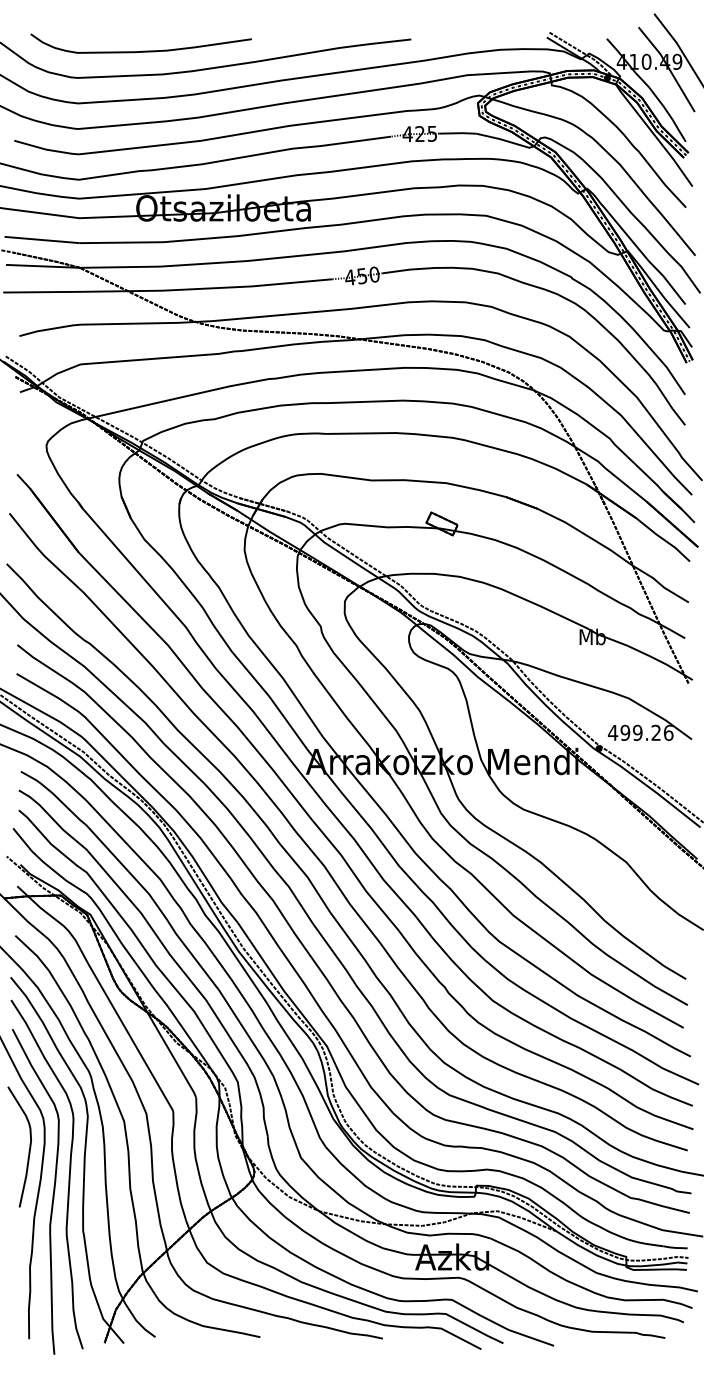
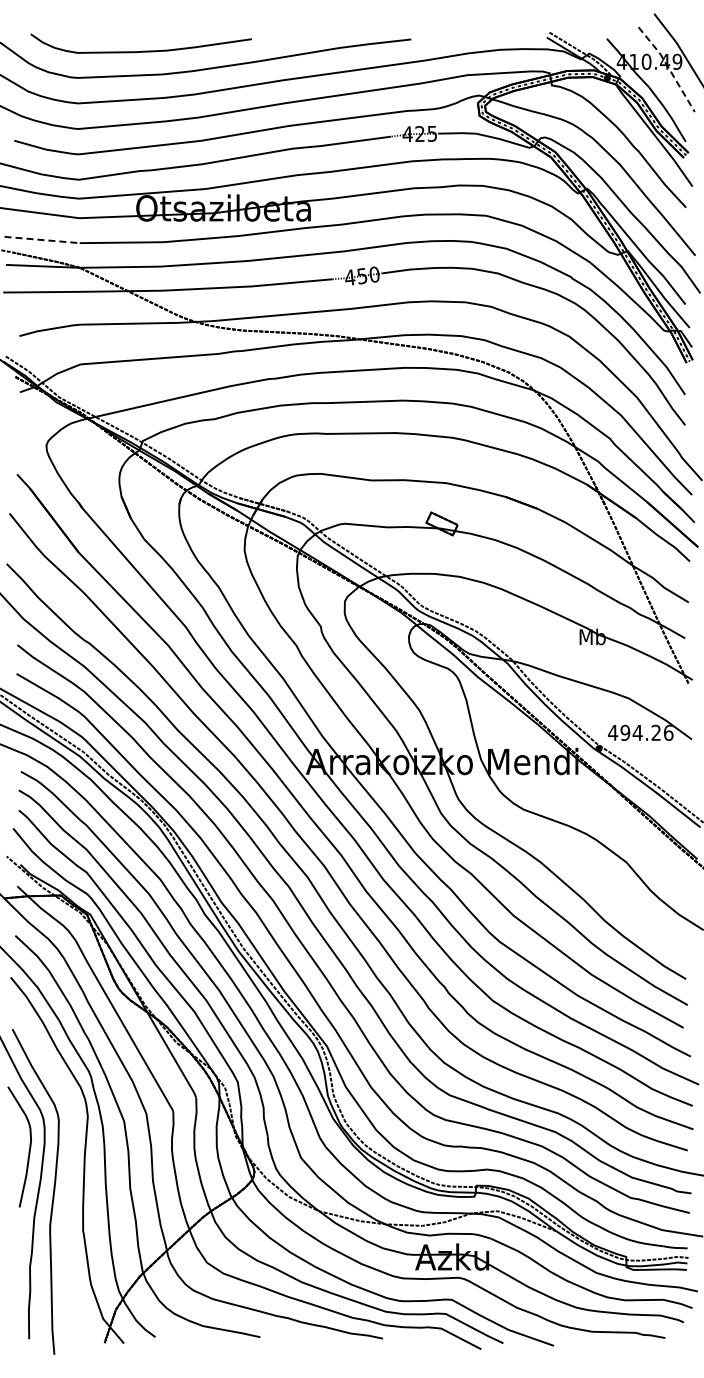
line: solid -> dashed (668, 67)
line: solid -> dashed (42, 240)
text: 499.26 -> 494.26 (637, 732)
curve: present -> none (68, 1175)
